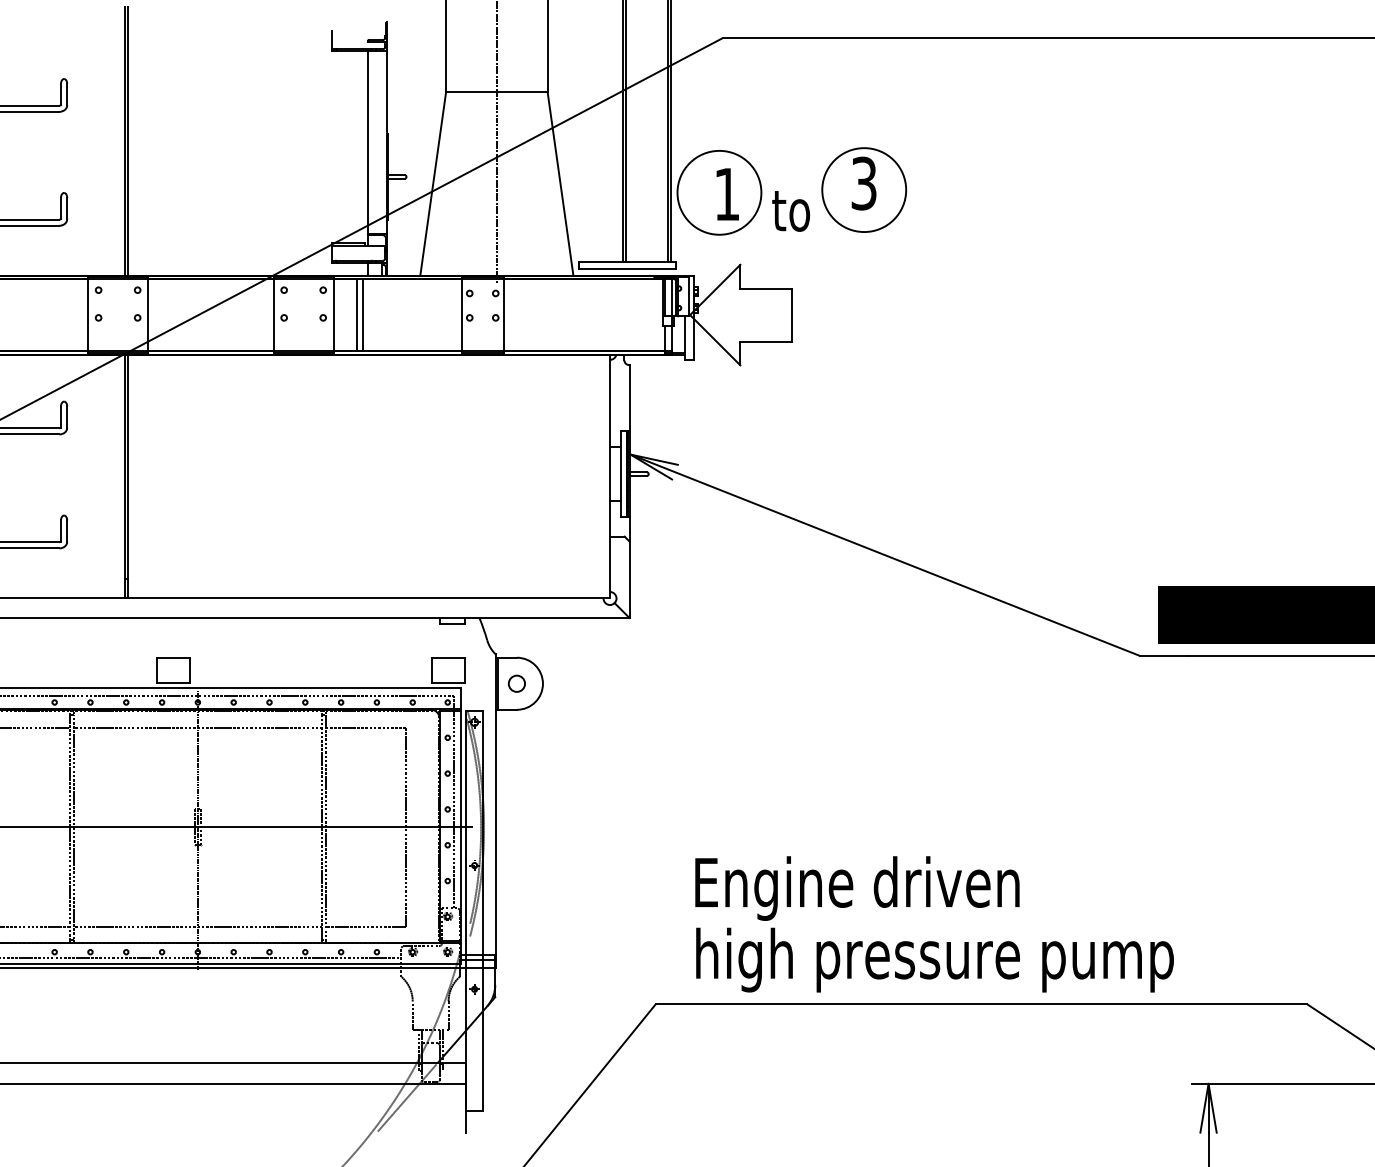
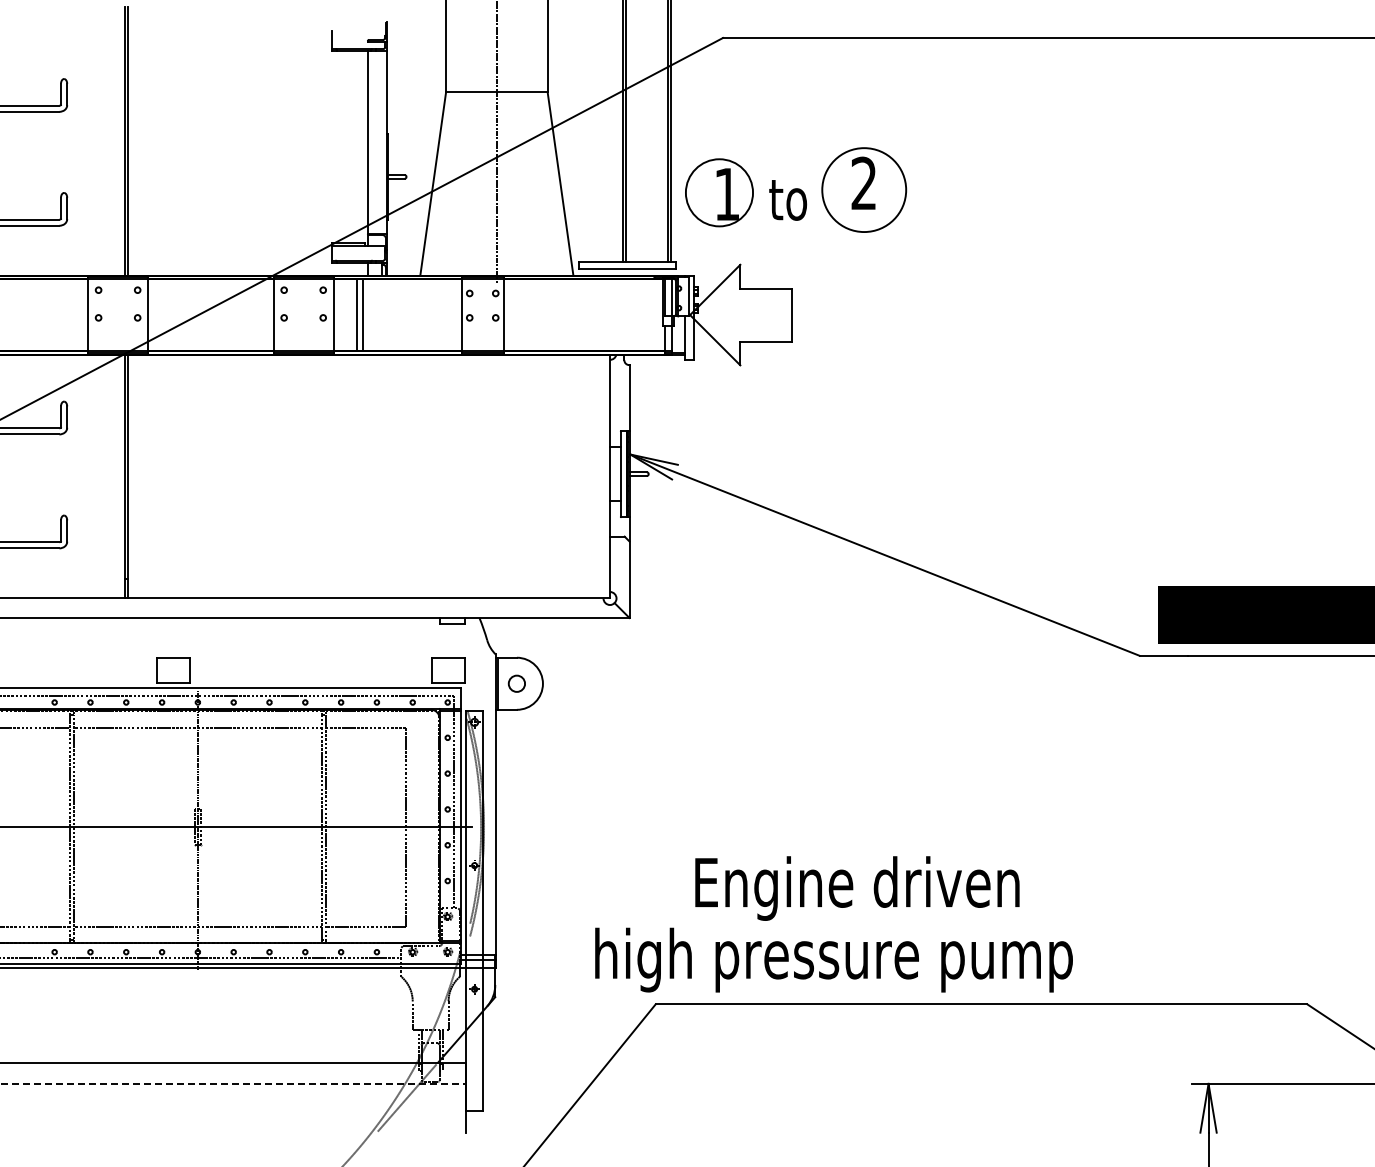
text: 3 -> 2 (863, 183)
circle diameter: 84 px -> 67 px (719, 192)
text position: (791, 211) -> (788, 200) (788, 200)
text position: (934, 959) -> (833, 959) (833, 959)
line: solid -> dashed (233, 1083)
